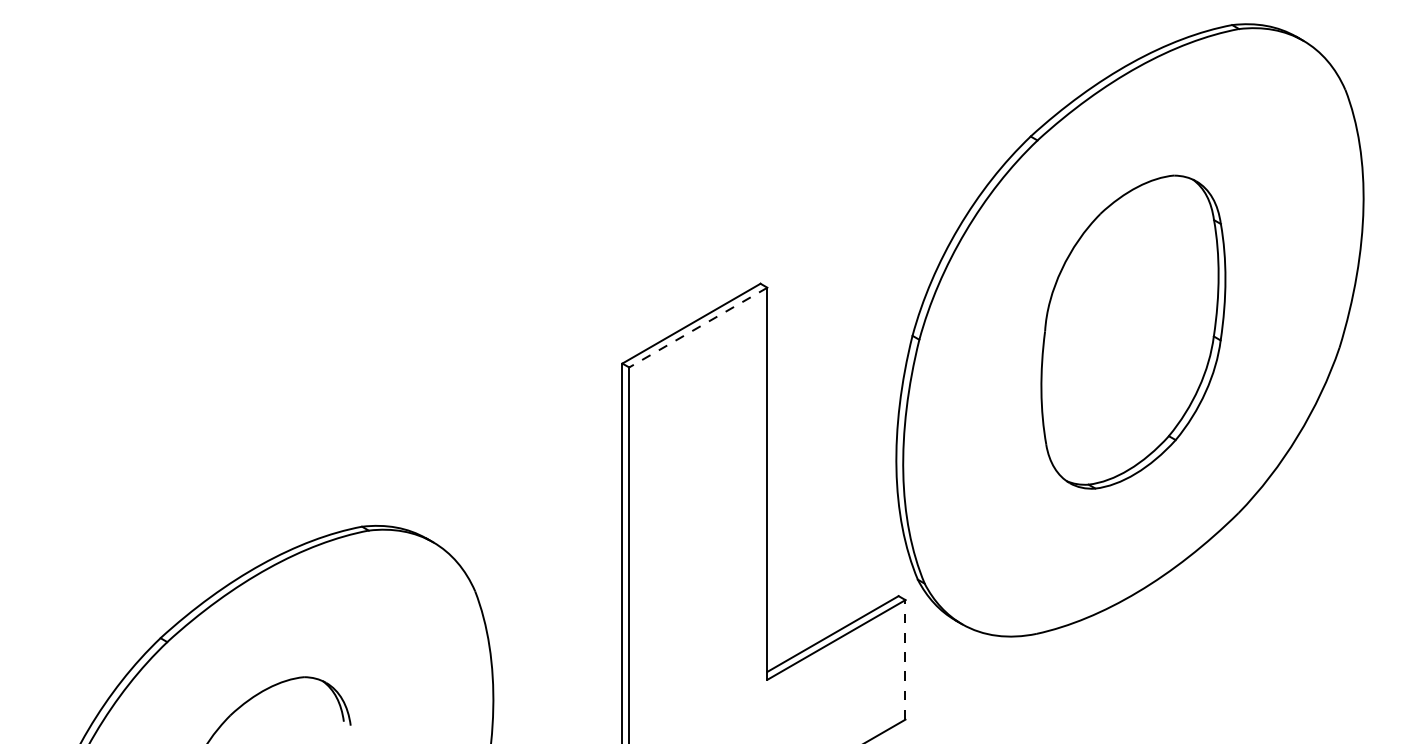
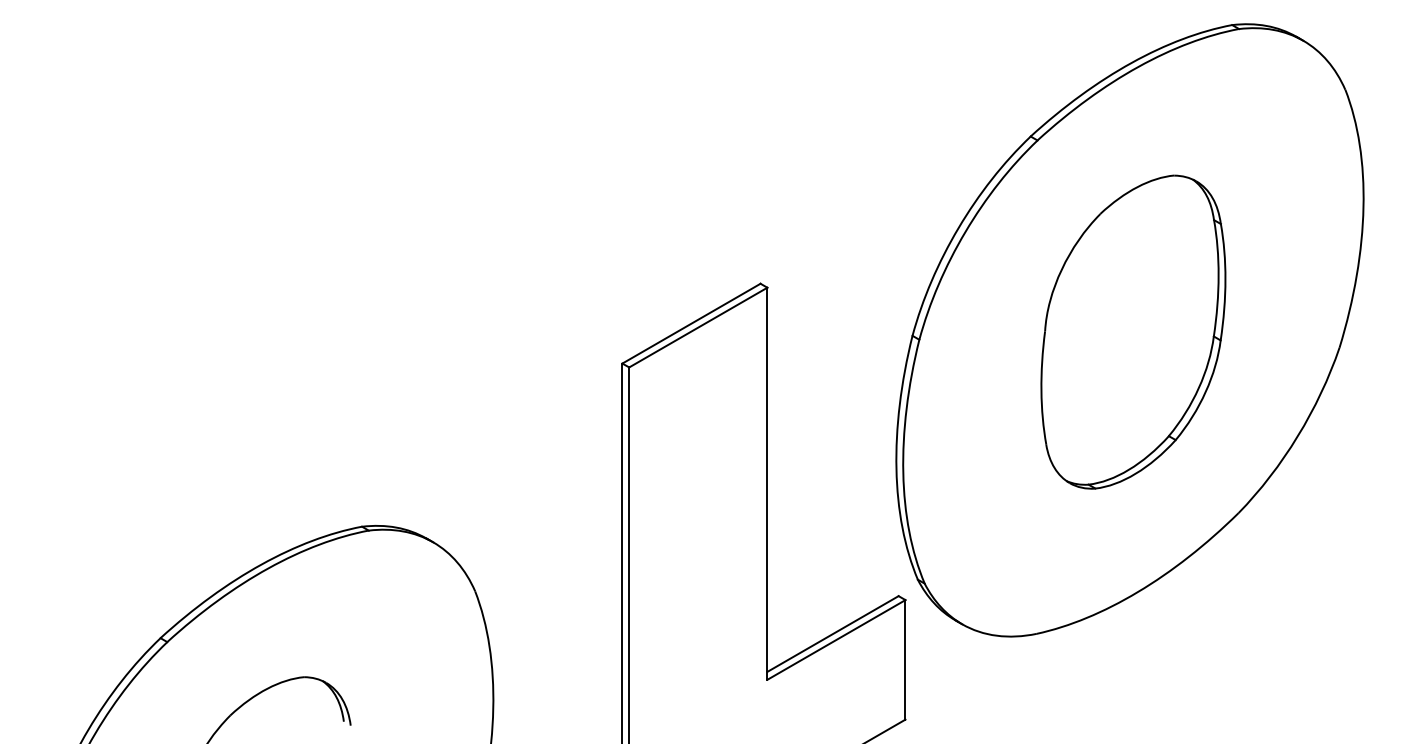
line: dashed -> solid (698, 327)
line: dashed -> solid (905, 659)
